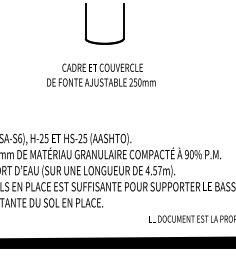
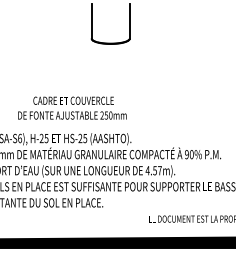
part position: (86, 23) -> (92, 23) (92, 23)
text position: (101, 74) -> (72, 107) (72, 107)
